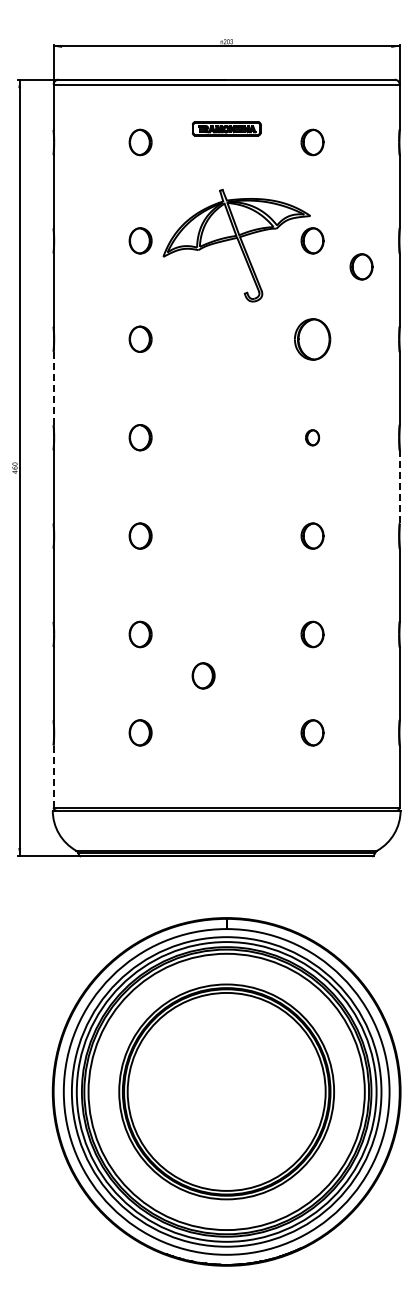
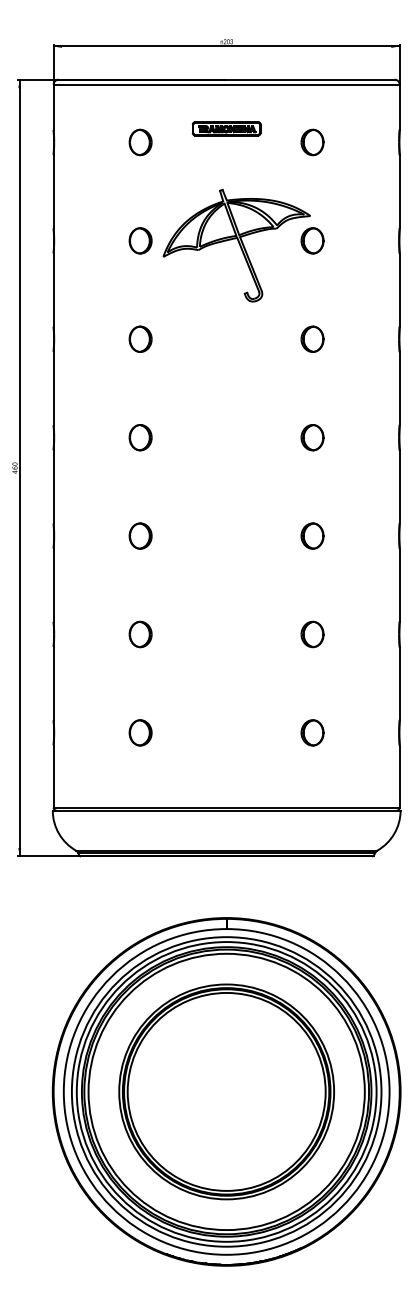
part: present -> none (361, 266)
part size: 38x43 px -> 25x28 px (312, 338)
line: dashed -> solid (53, 389)
part size: 15x18 px -> 25x28 px (312, 437)
line: dashed -> solid (399, 487)
part: present -> none (203, 675)
line: dashed -> solid (53, 777)
